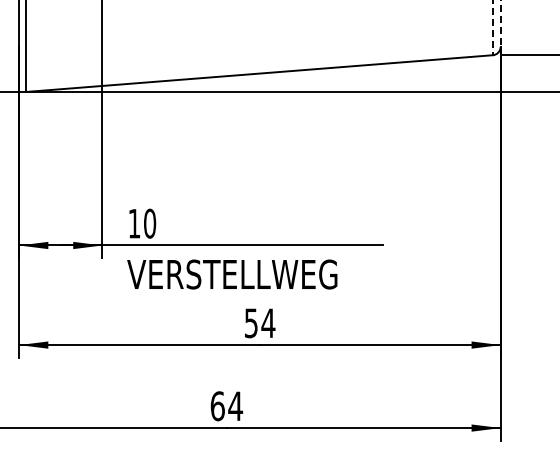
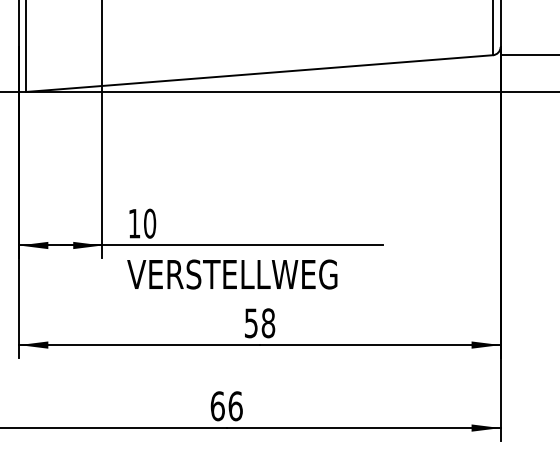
line: dashed -> solid (500, 23)
line: dashed -> solid (492, 28)
text: 54 -> 58 (268, 323)
text: 64 -> 66 (235, 406)
